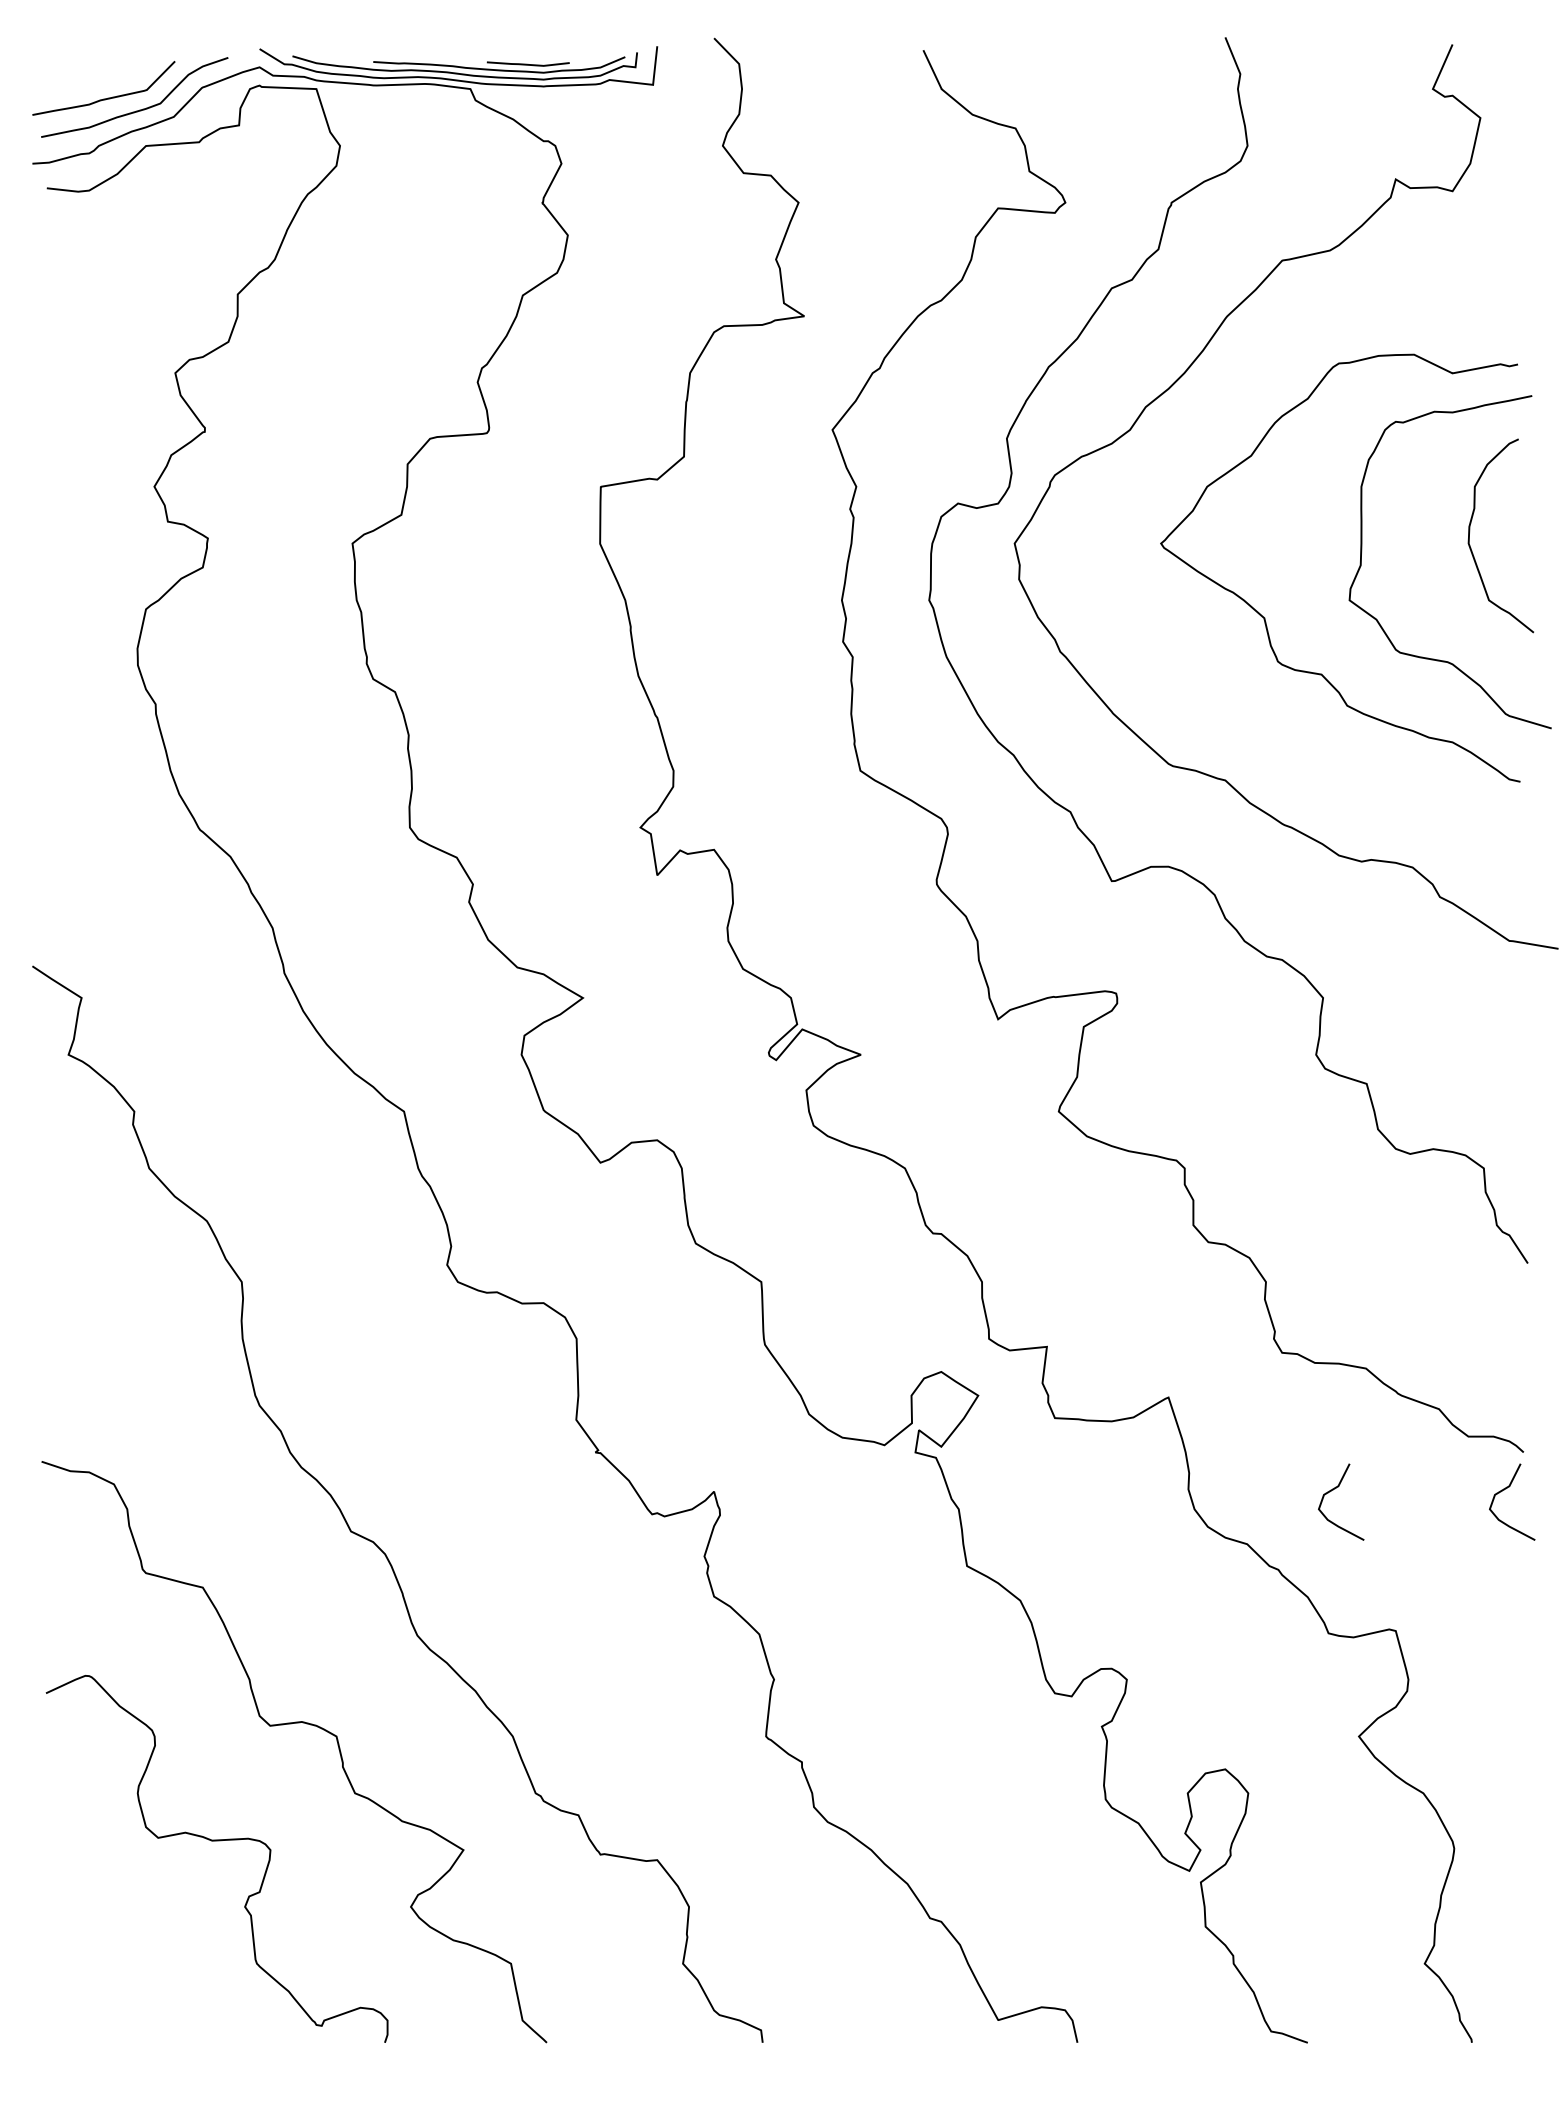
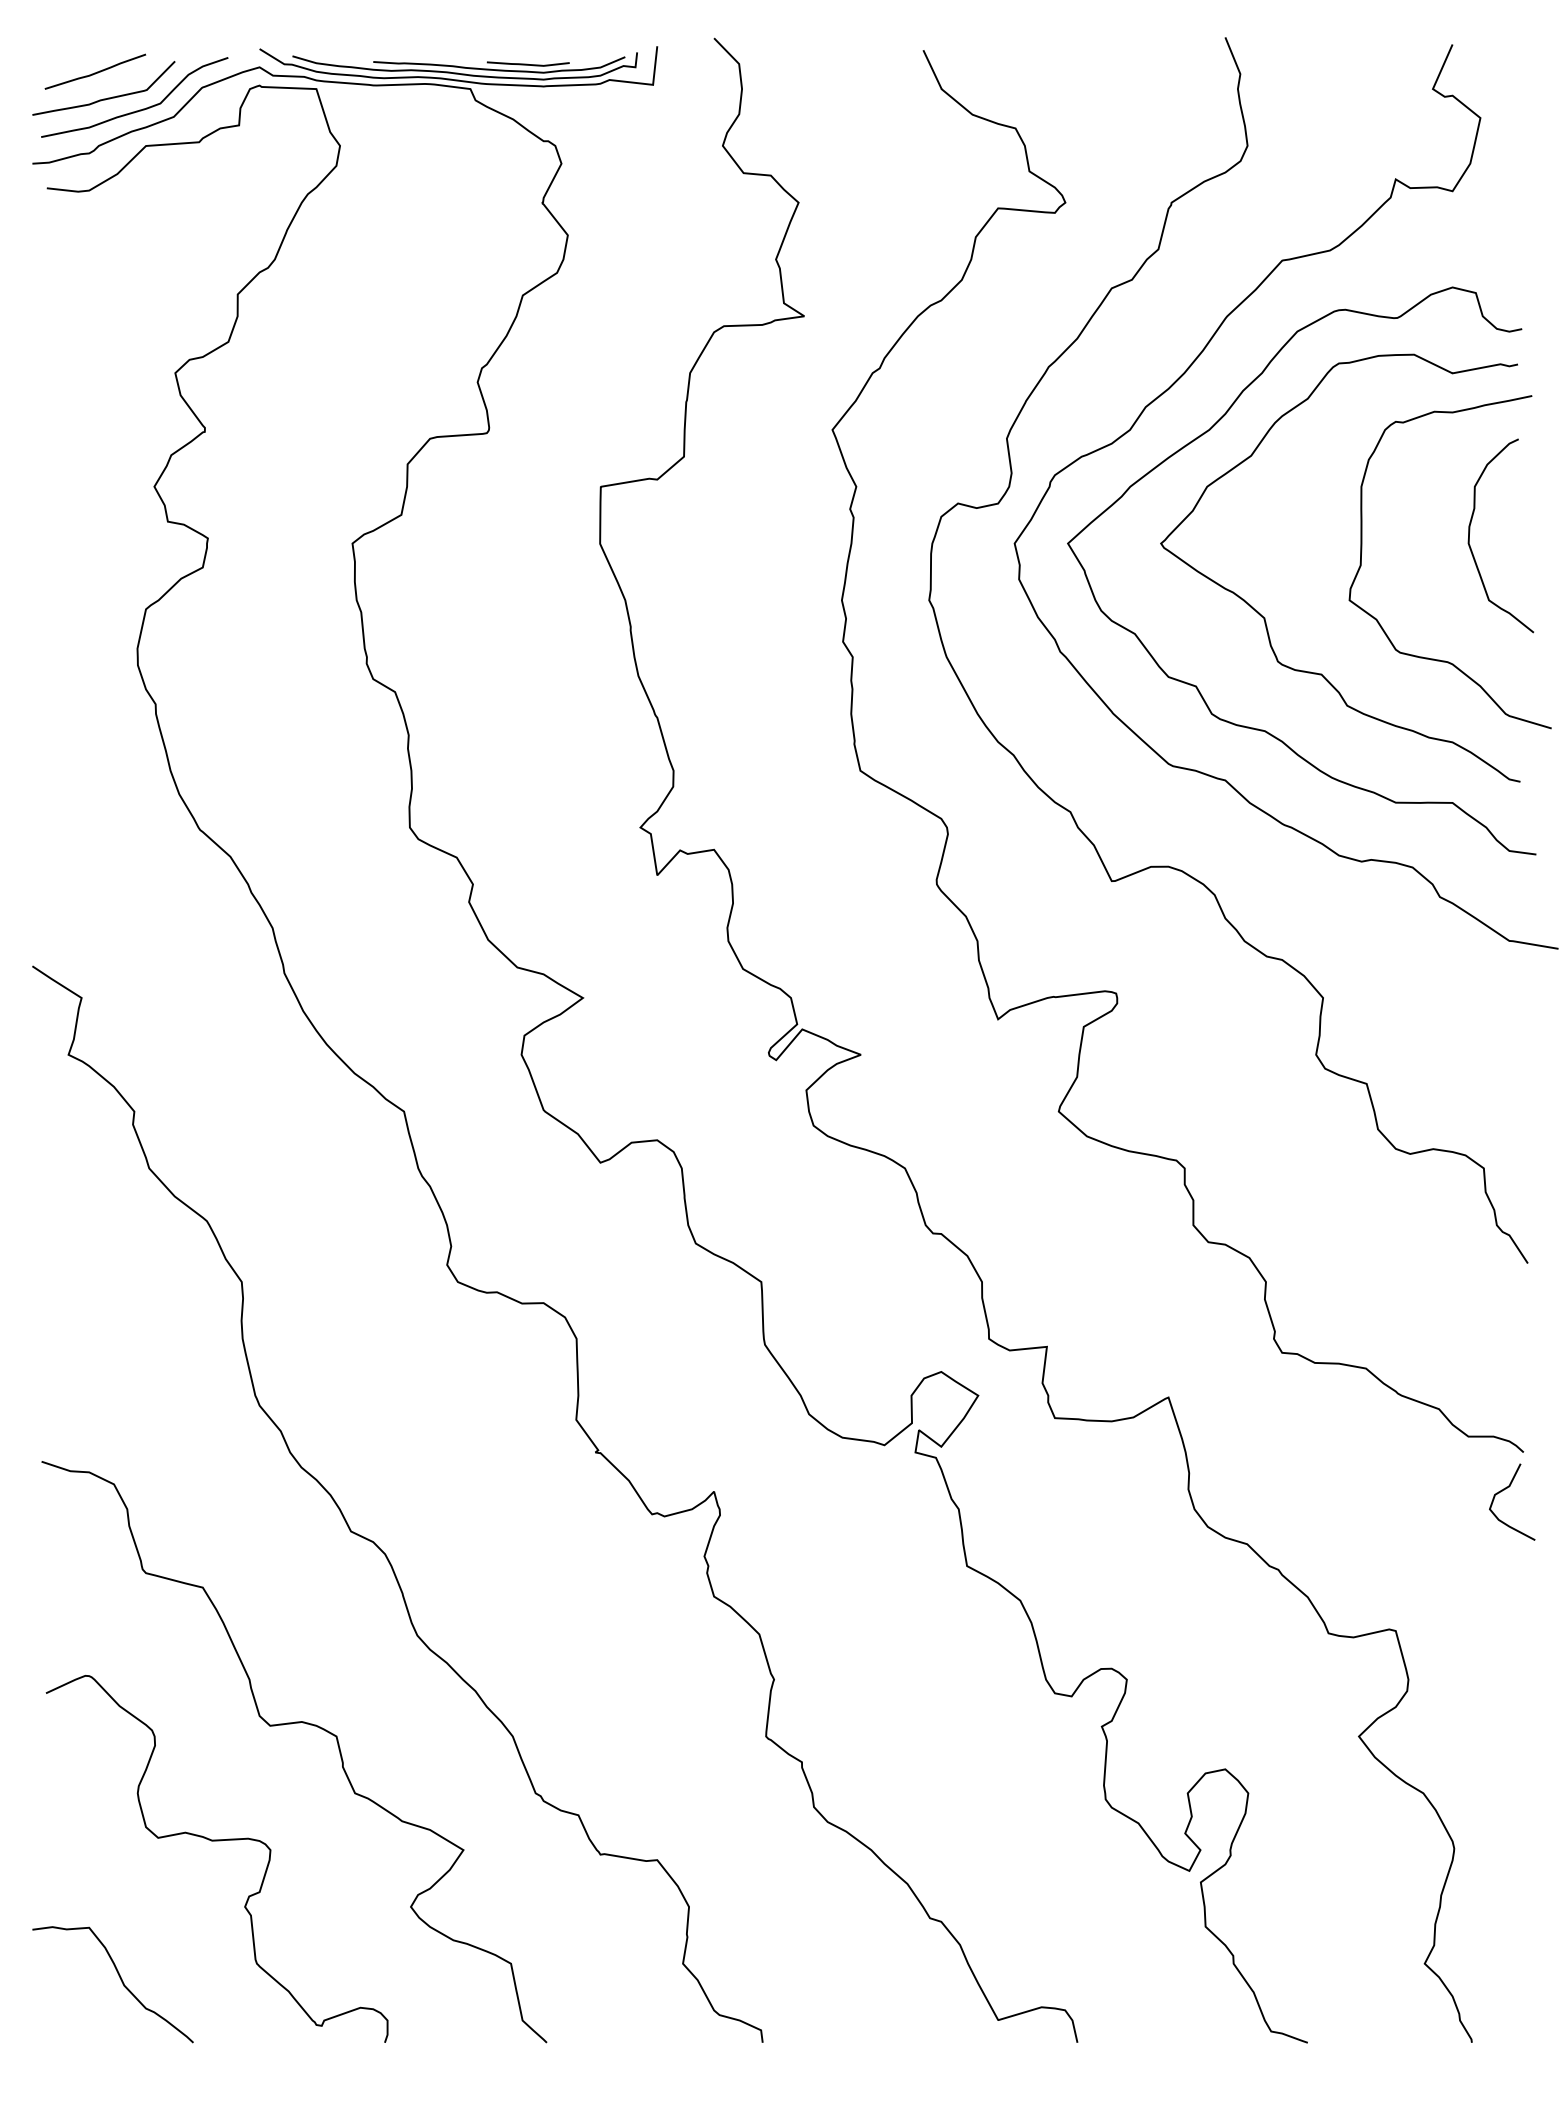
curve: none -> present (95, 72)
curve: none -> present (1196, 685)
curve: present -> none (1335, 1489)
curve: none -> present (120, 1980)
